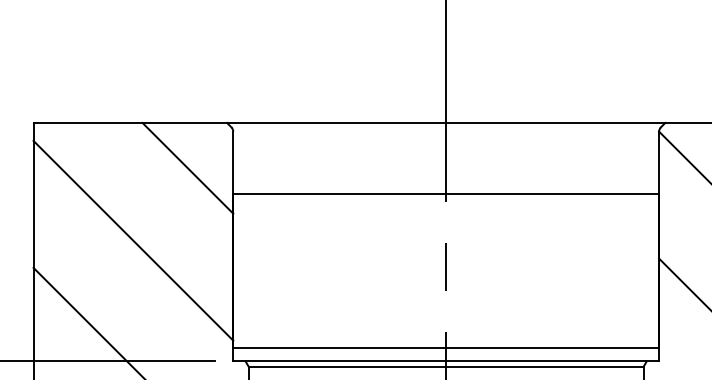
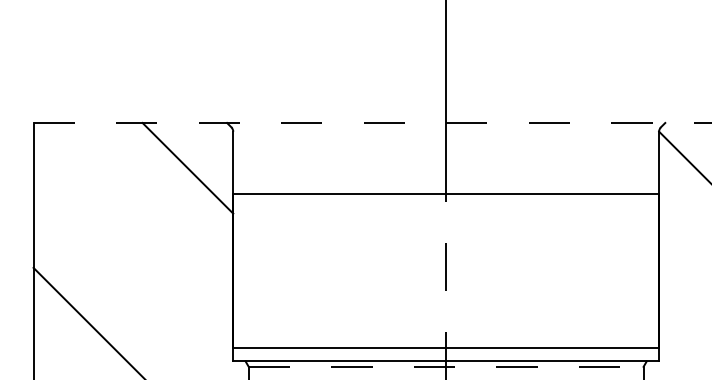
line: solid -> dashed (372, 122)
line: present -> none (133, 240)
line: present -> none (683, 283)
line: present -> none (108, 361)
line: solid -> dashed (446, 366)
